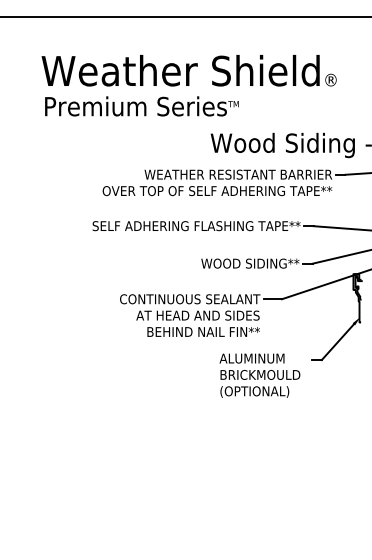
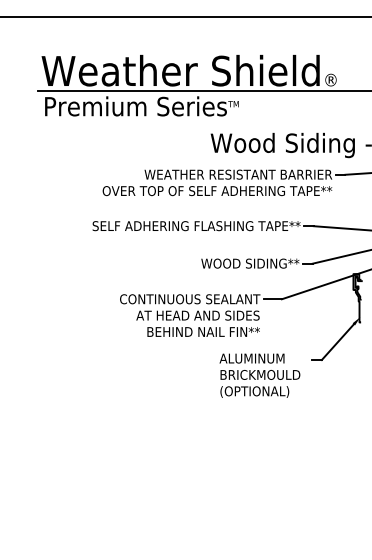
line: none -> present (202, 91)
